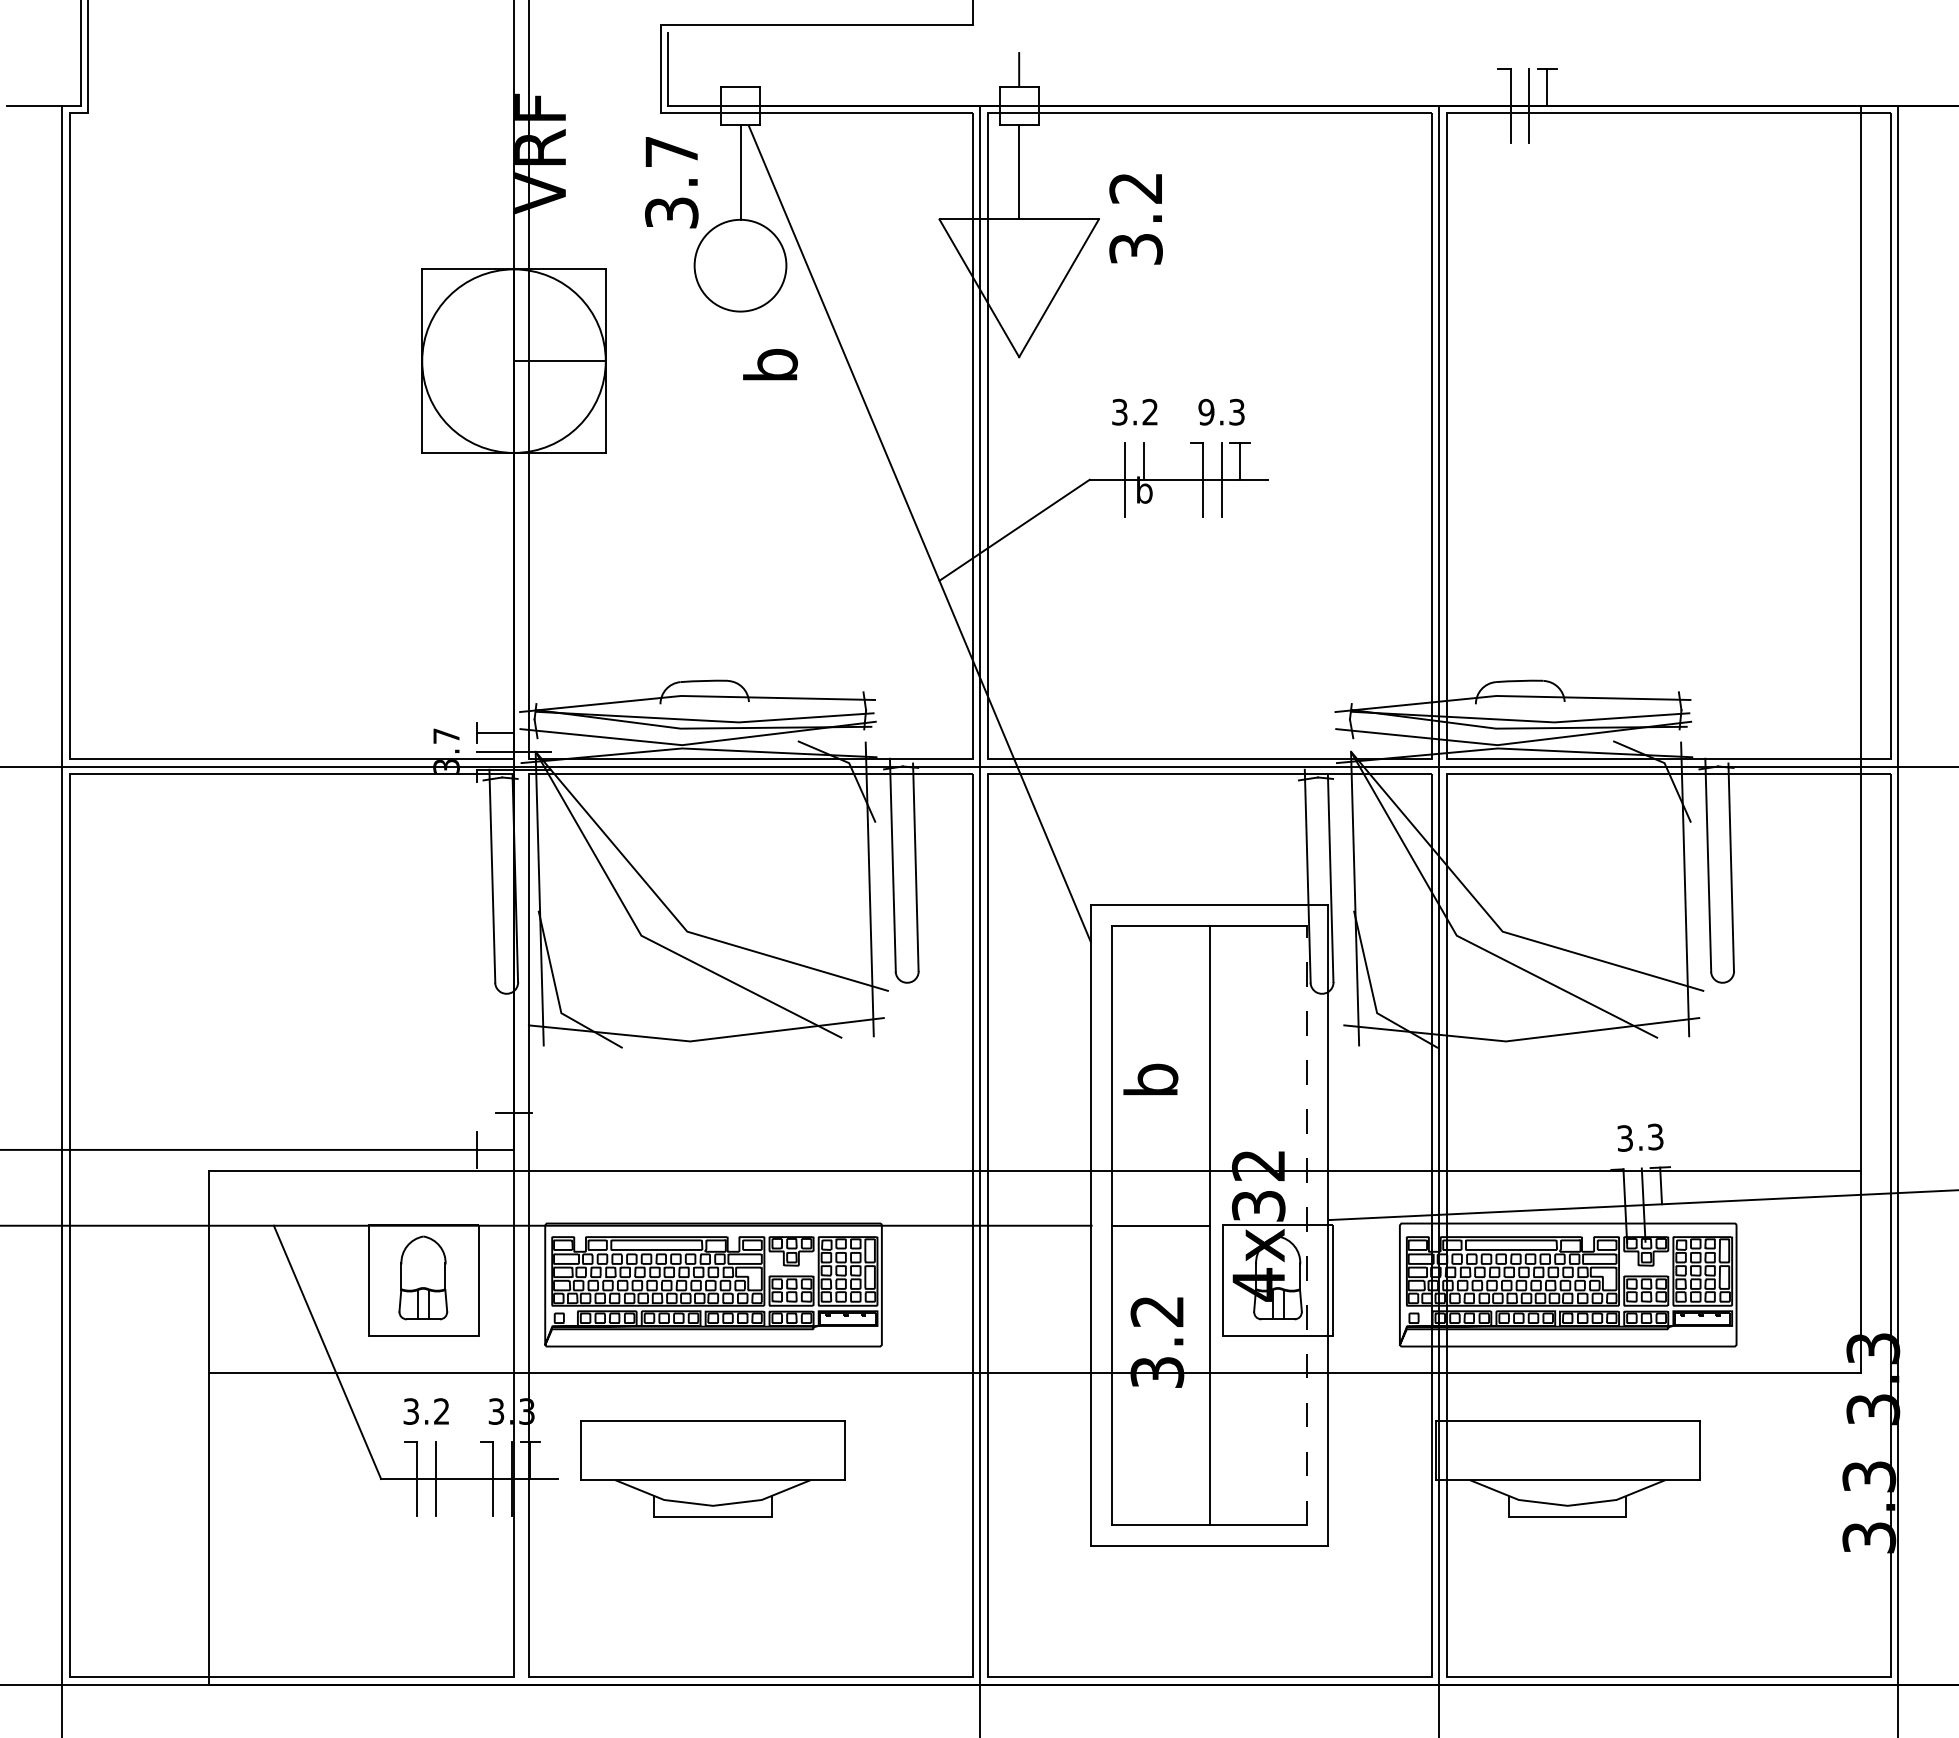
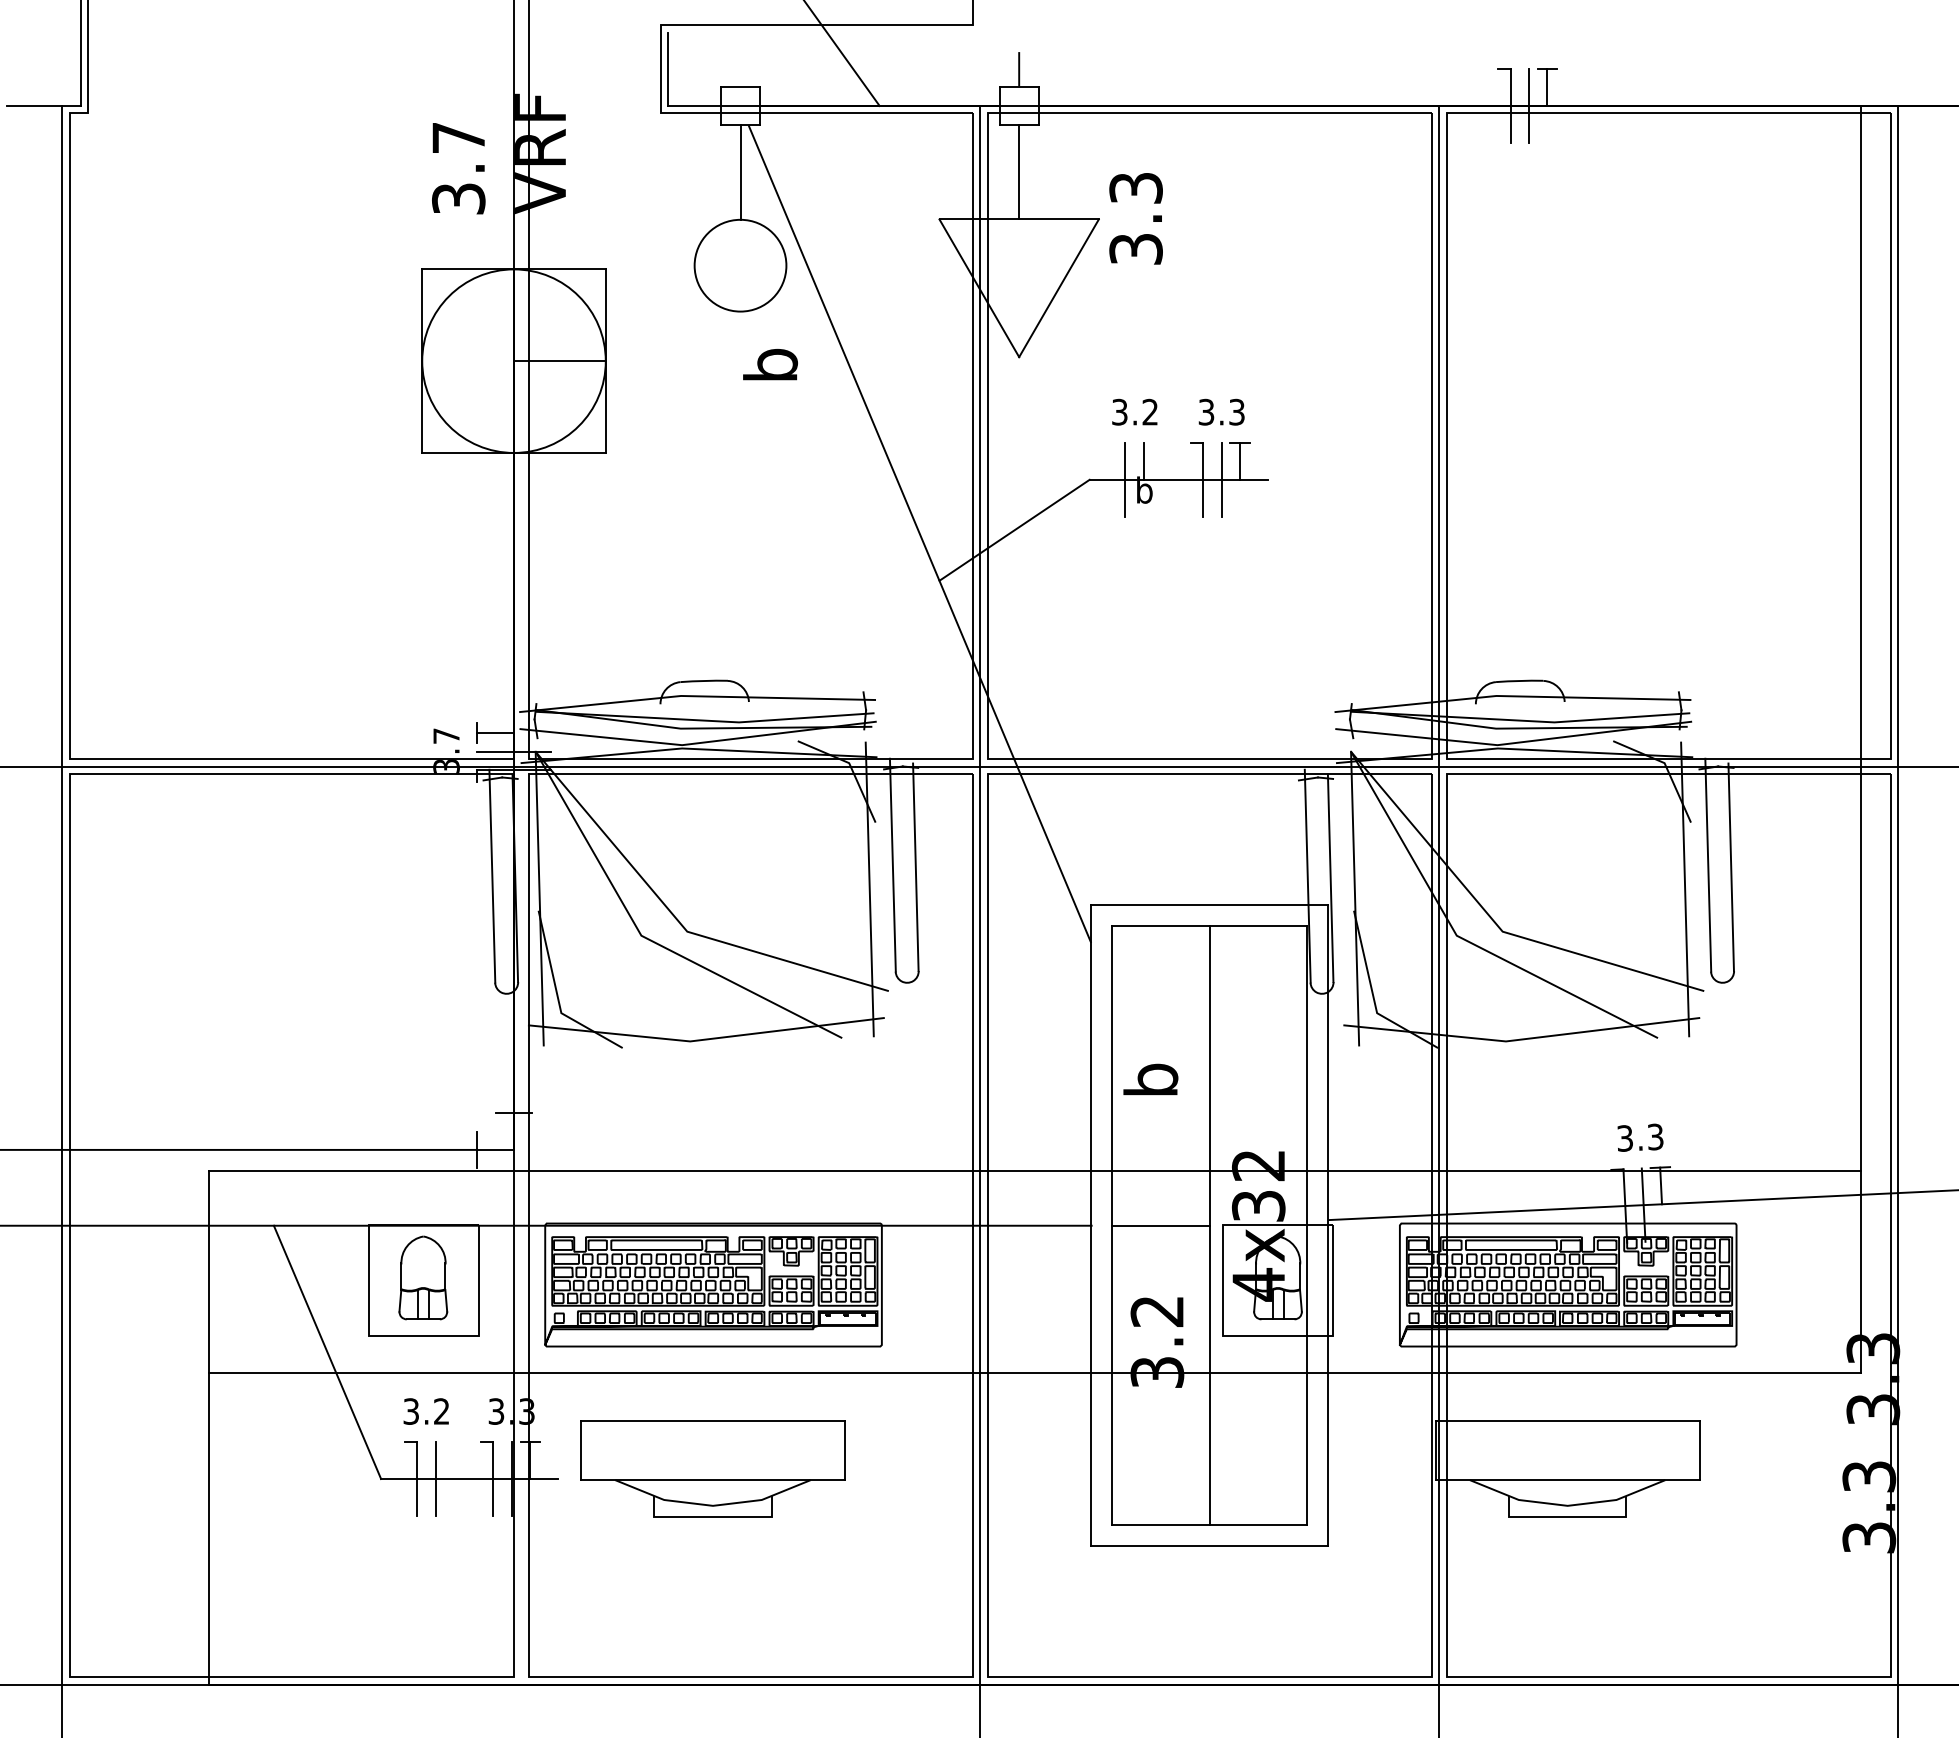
line: none -> present (842, 54)
text position: (671, 182) -> (458, 168) (458, 168)
text: 3.2 -> 3.3 (1135, 188)
text: 9.3 -> 3.3 (1206, 412)
line: dashed -> solid (1307, 1225)
